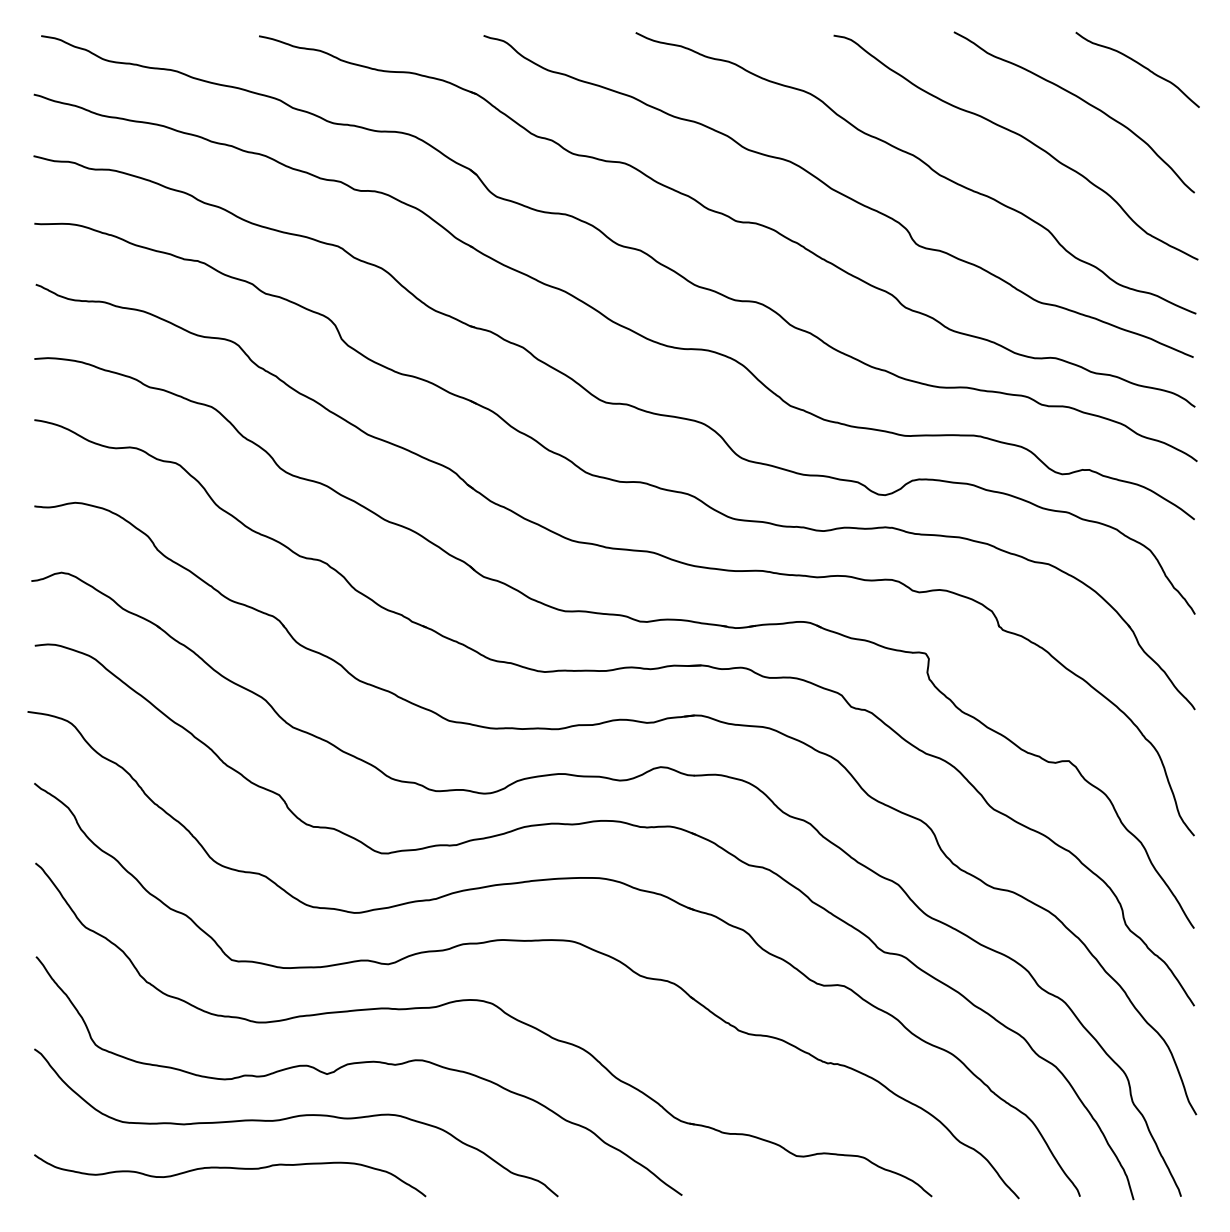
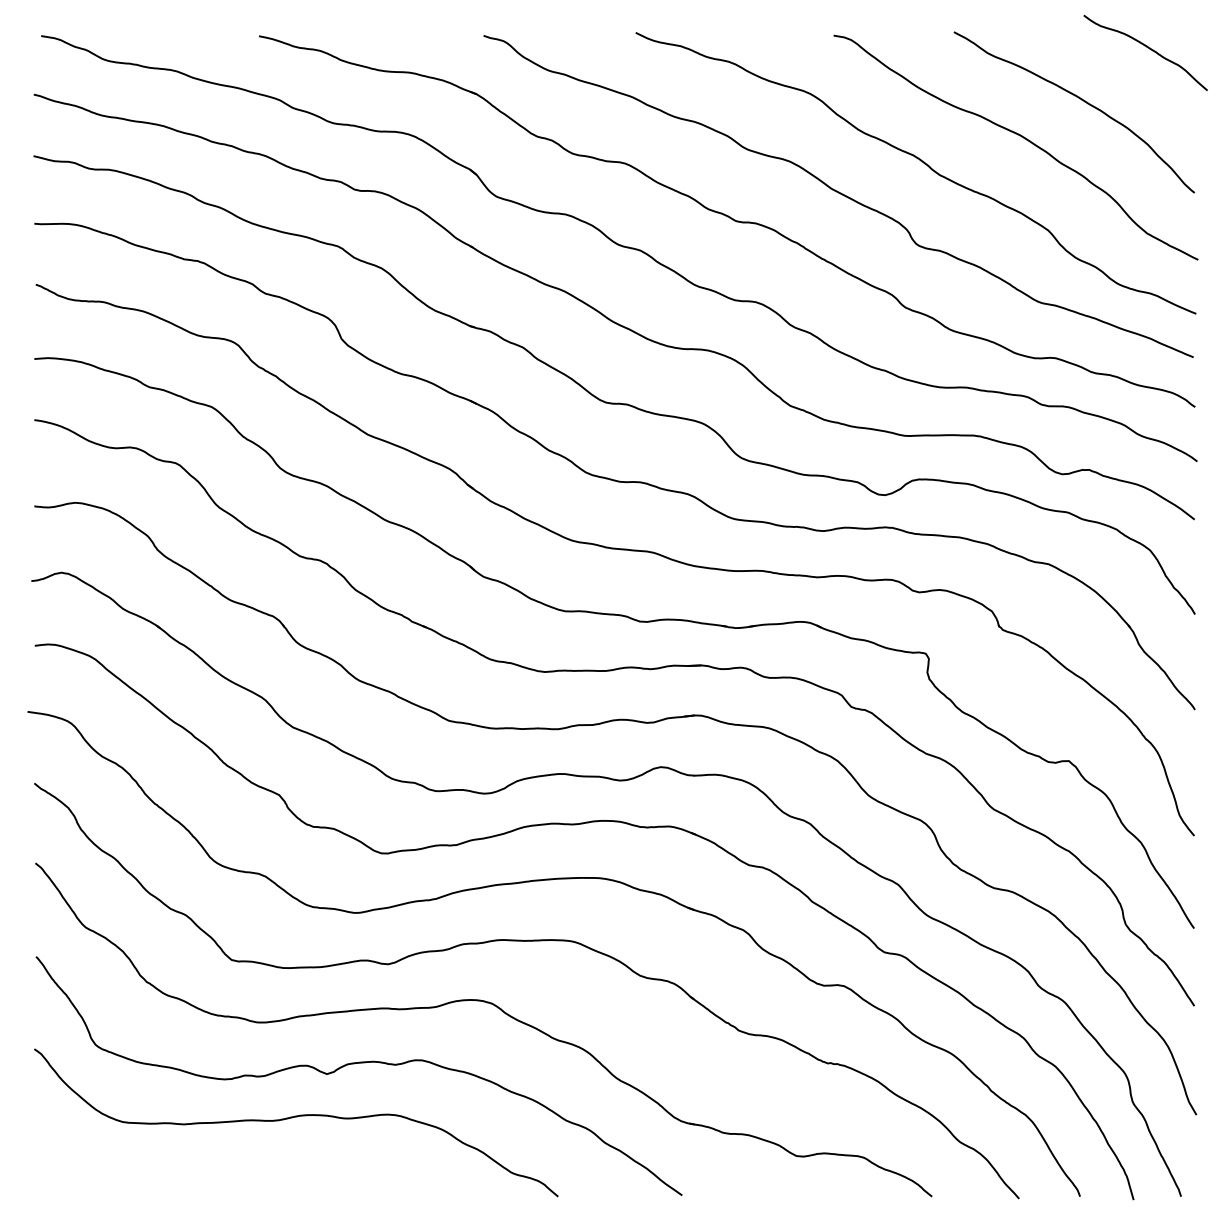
curve position: (1139, 65) -> (1147, 48) (1147, 48)
curve: present -> none (230, 1168)
